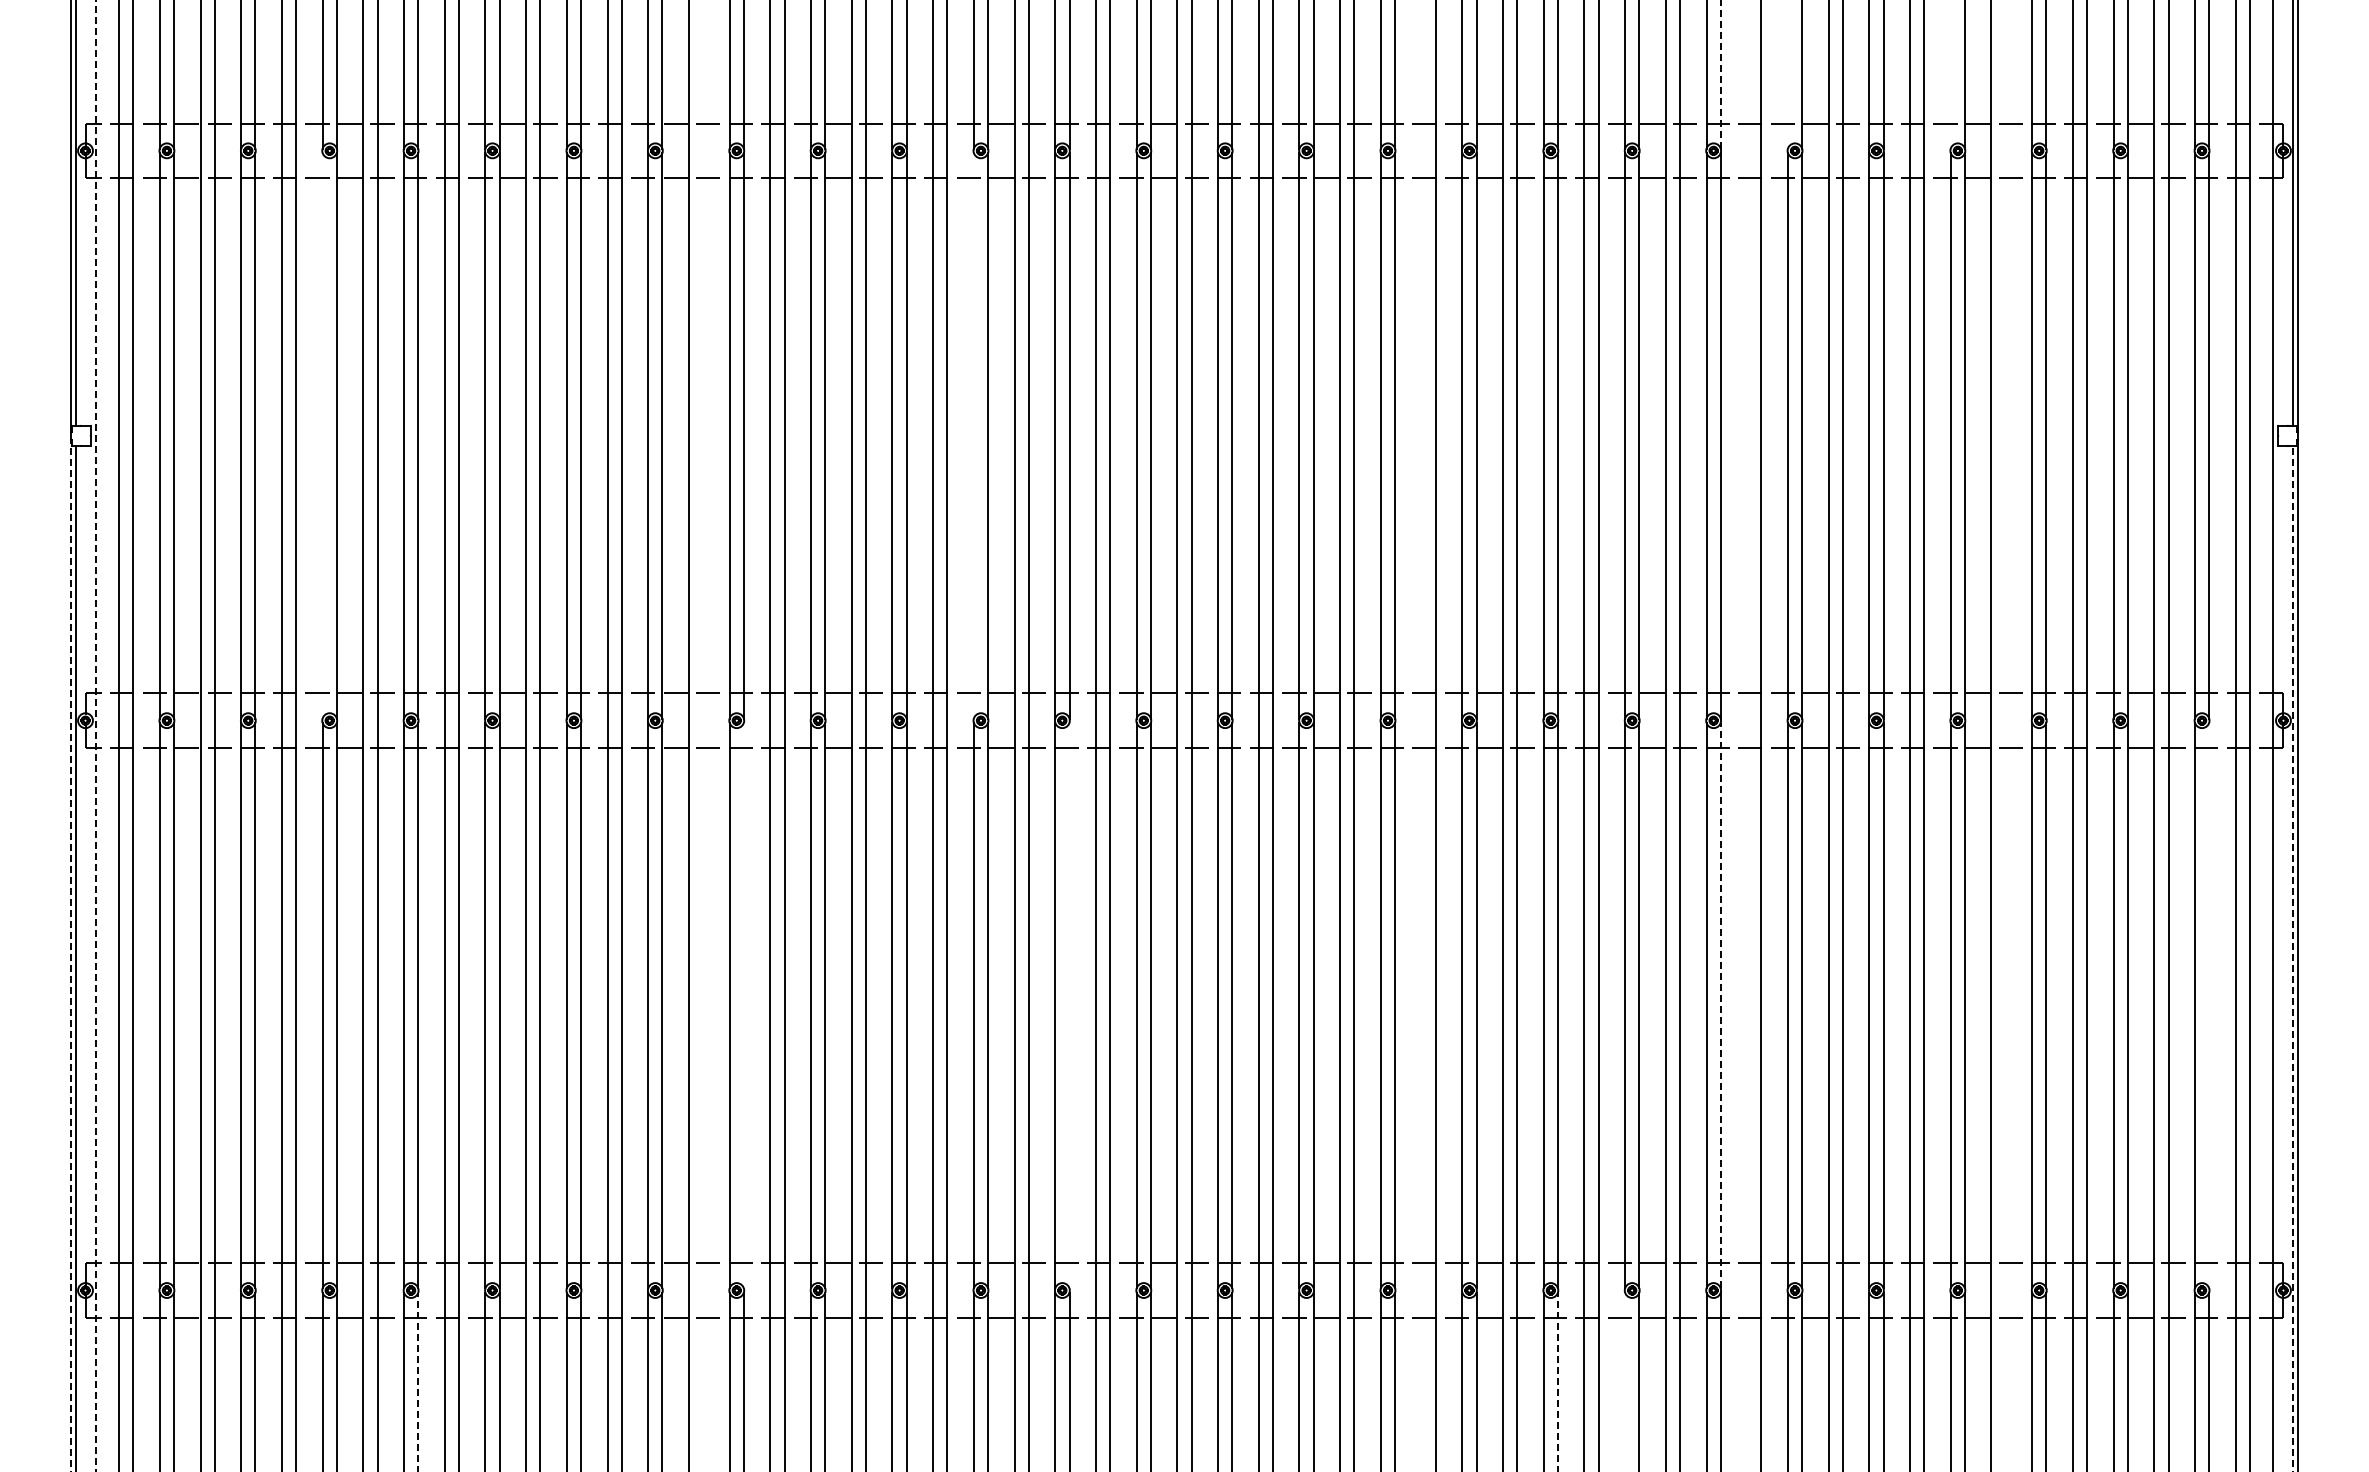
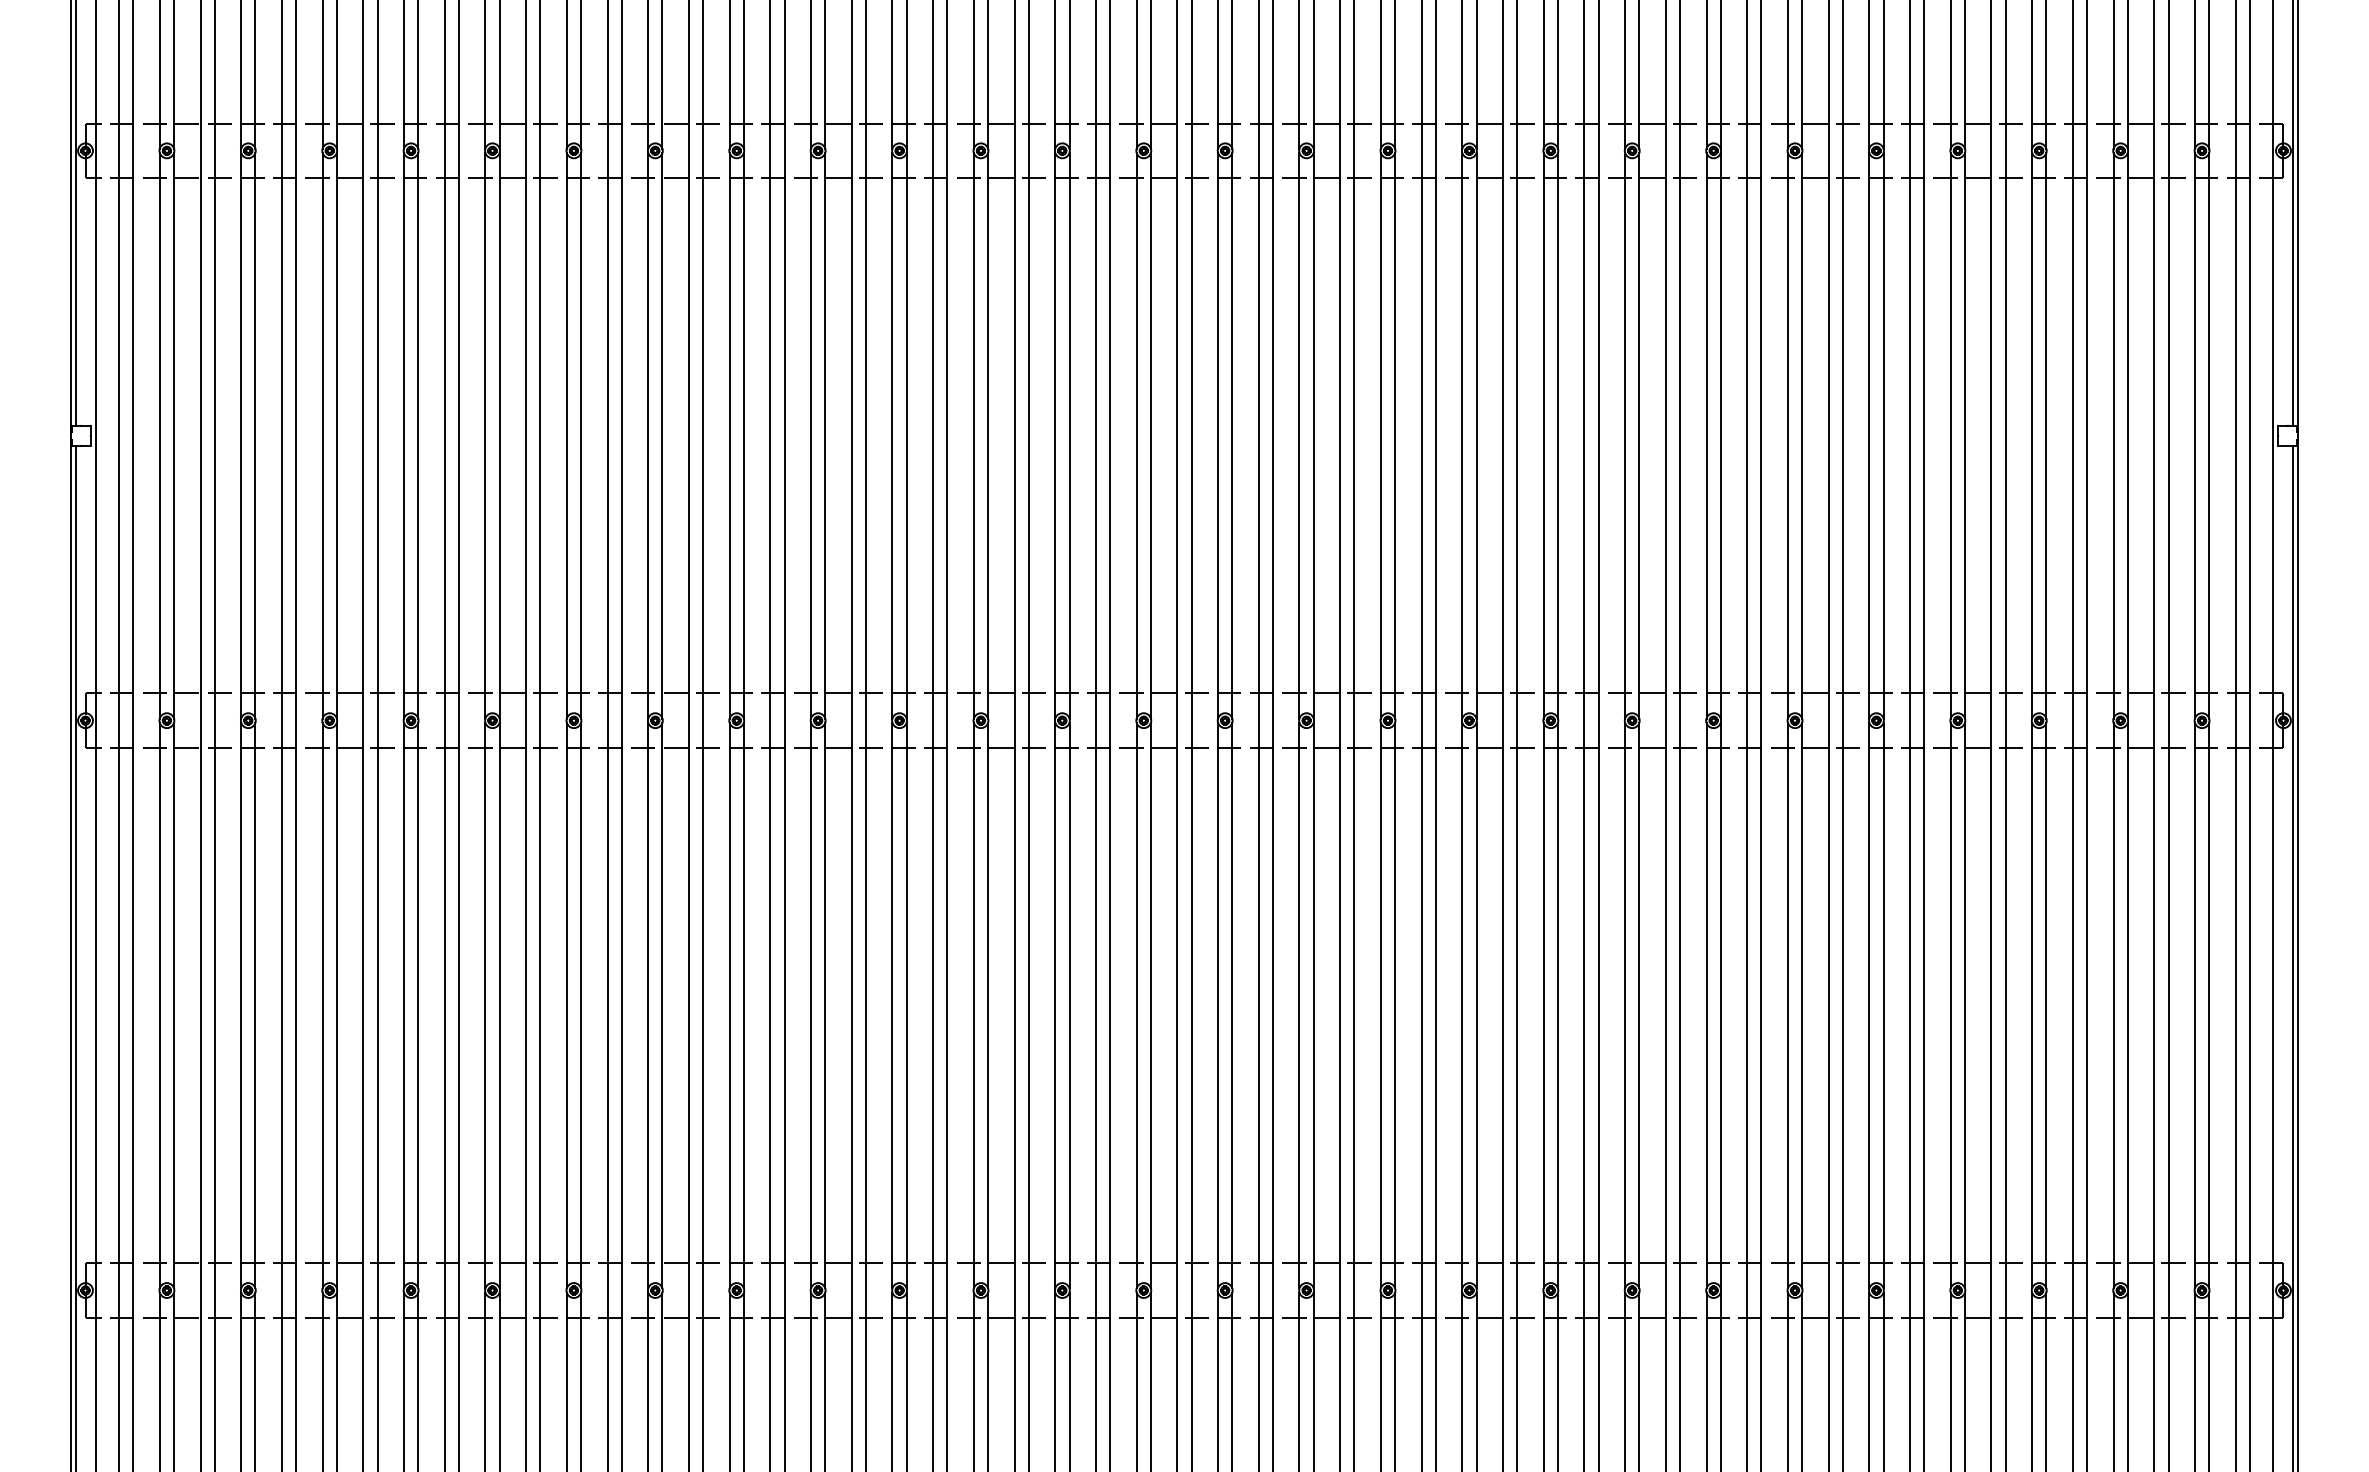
line: dashed -> solid (1720, 74)
line: none -> present (1787, 75)
line: none -> present (1950, 75)
line: none -> present (322, 435)
line: none -> present (973, 435)
line: dashed -> solid (96, 735)
line: none -> present (703, 735)
line: none -> present (1421, 735)
line: none -> present (1747, 735)
line: none -> present (2005, 735)
line: dashed -> solid (71, 955)
line: dashed -> solid (2292, 958)
line: none -> present (743, 1005)
line: none -> present (1069, 1005)
line: dashed -> solid (1720, 1005)
line: none -> present (2209, 1005)
line: none -> present (1625, 1380)
line: dashed -> solid (418, 1381)
line: dashed -> solid (1557, 1381)
